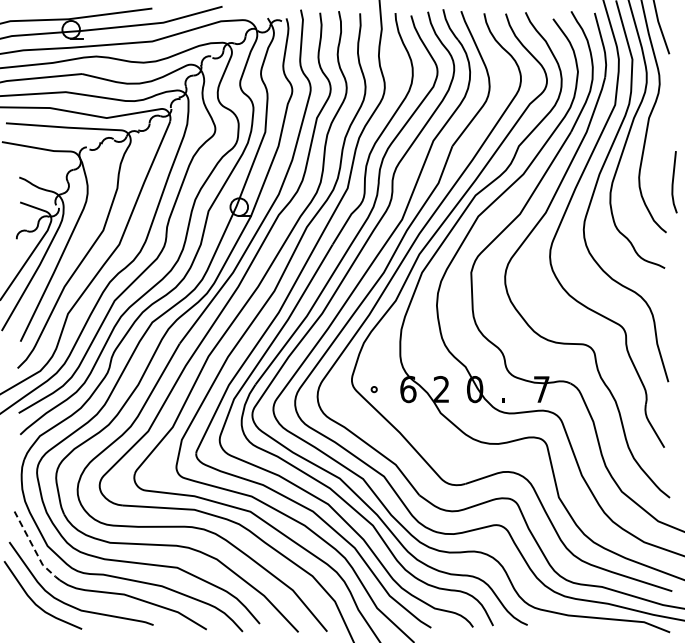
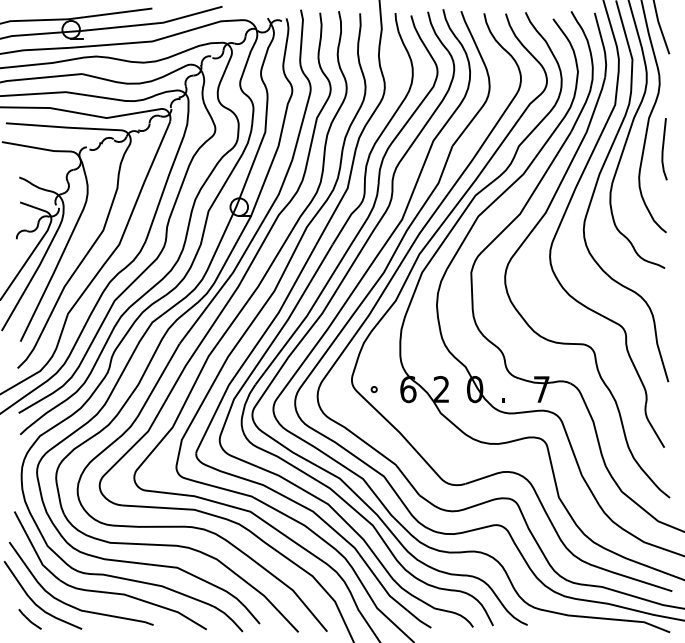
line position: (673, 182) -> (663, 149) (663, 149)
line: dashed -> solid (34, 549)
line: none -> present (29, 619)
